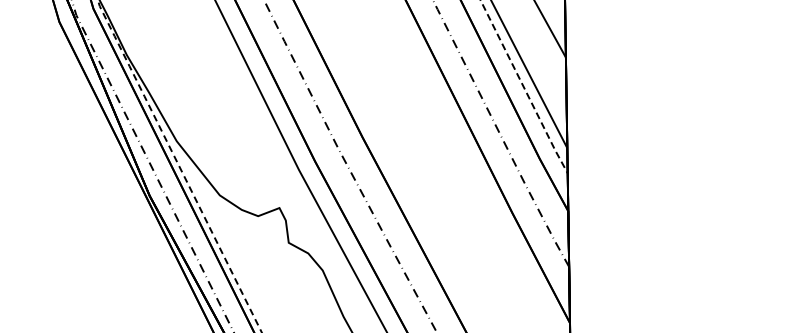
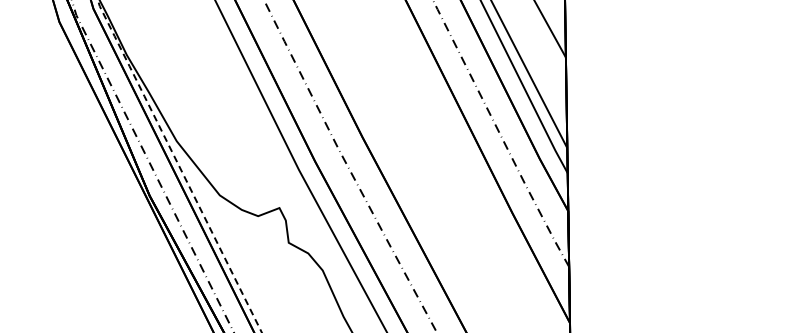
line: dashed -> solid (524, 88)
